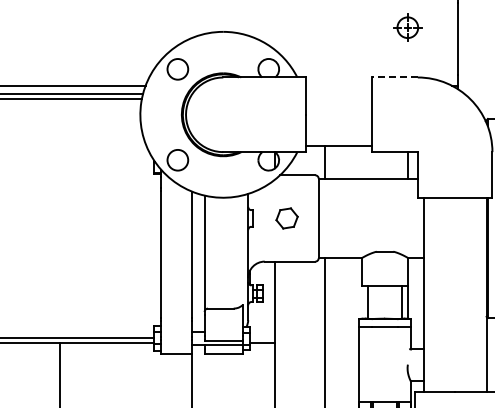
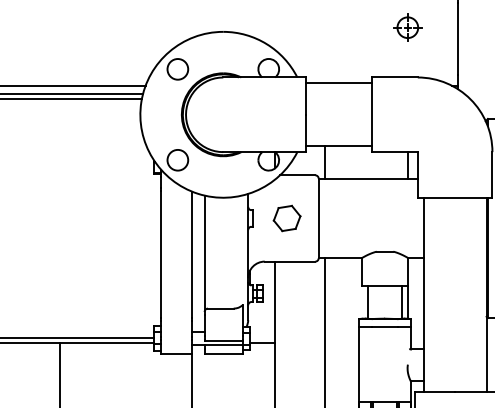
line: dashed -> solid (394, 77)
line: none -> present (339, 83)
part size: 24x23 px -> 30x29 px (286, 218)
